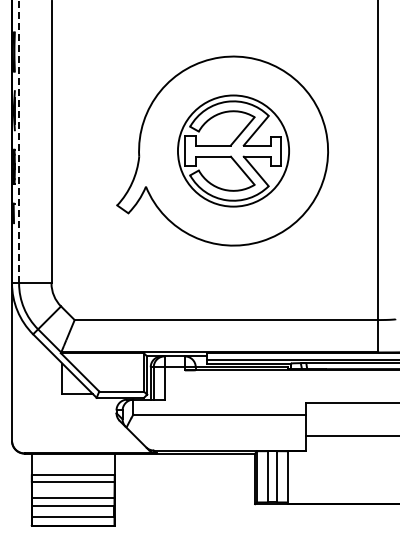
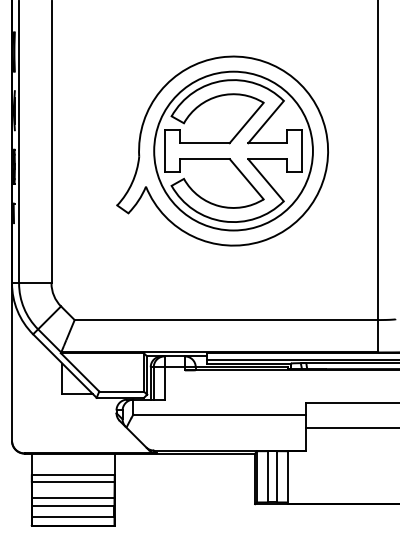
line: dashed -> solid (19, 141)
part size: 113x114 px -> 161x162 px (233, 150)
line position: (350, 436) -> (350, 428) (350, 428)
